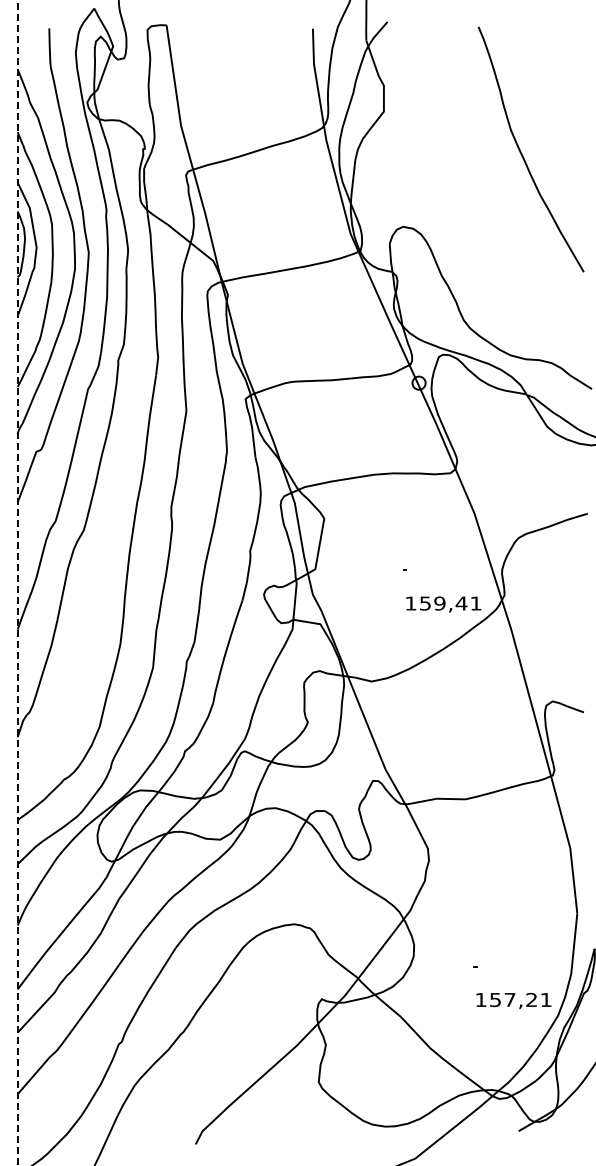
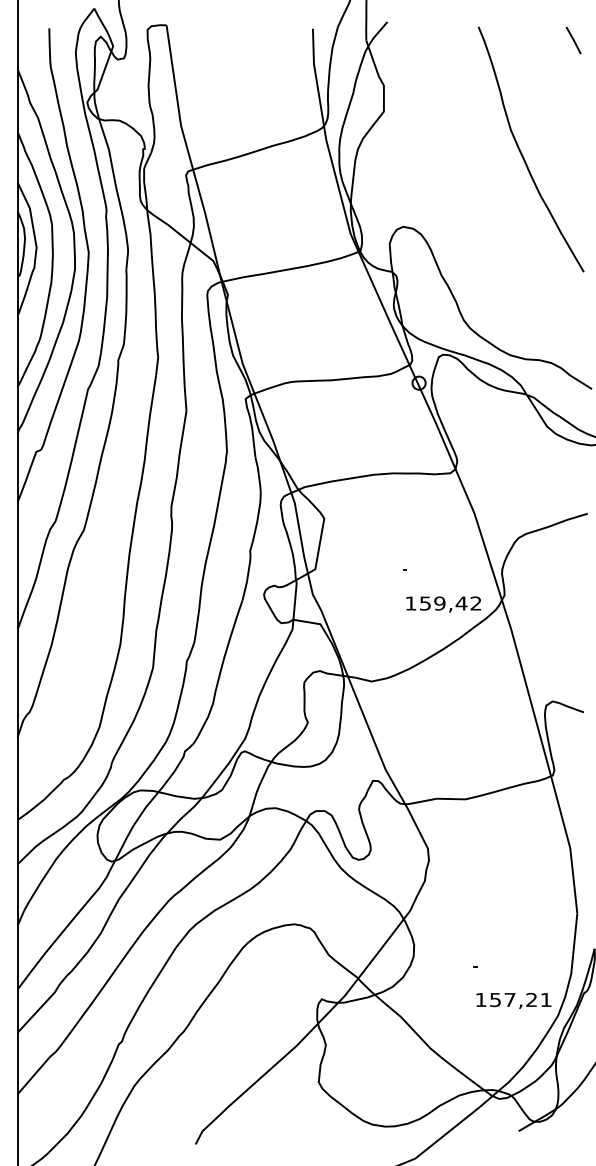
line: none -> present (573, 40)
line: dashed -> solid (17, 583)
text: 159,41 -> 159,42 (475, 603)
